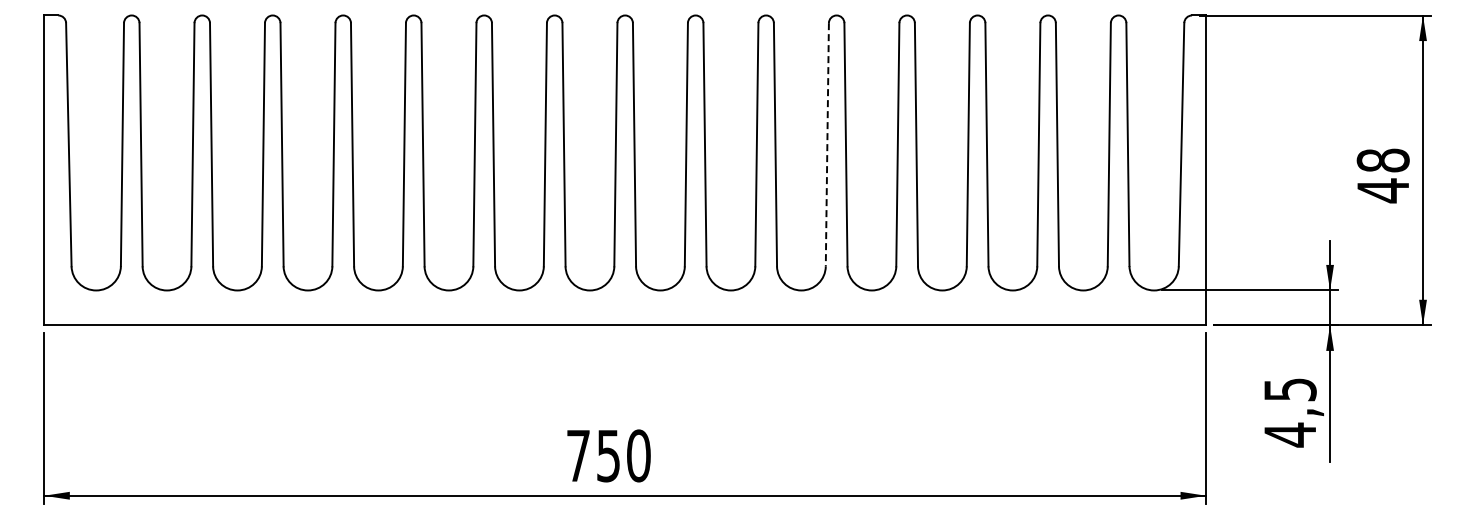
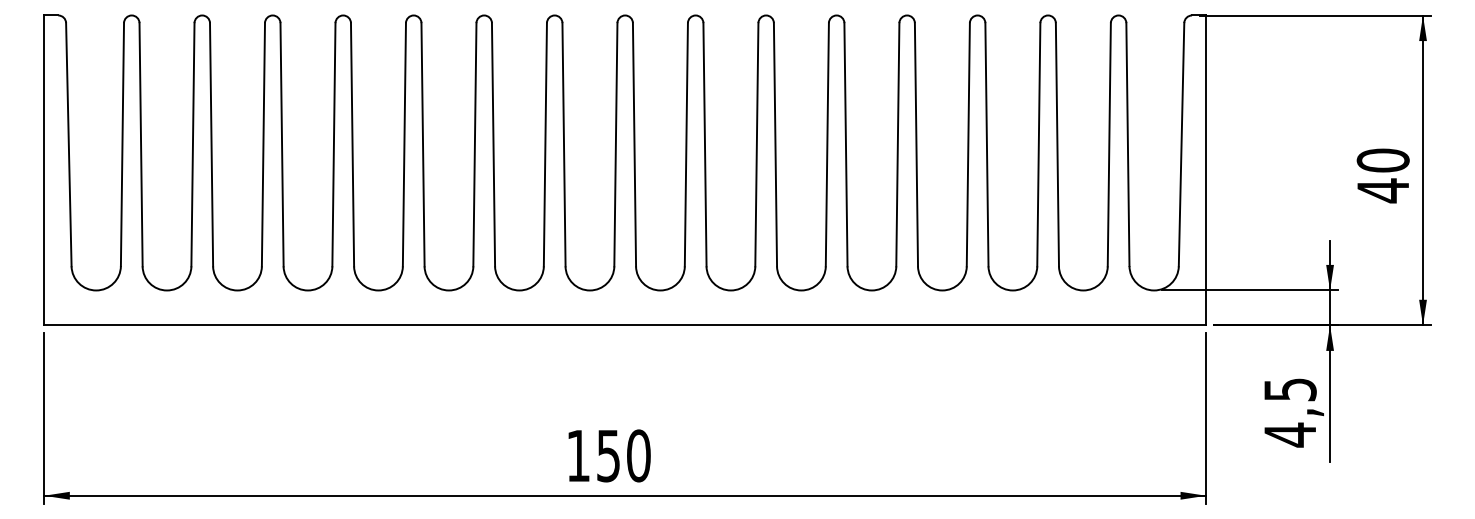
line: dashed -> solid (827, 144)
text: 48 -> 40 (1383, 160)
text: 750 -> 150 (578, 455)
